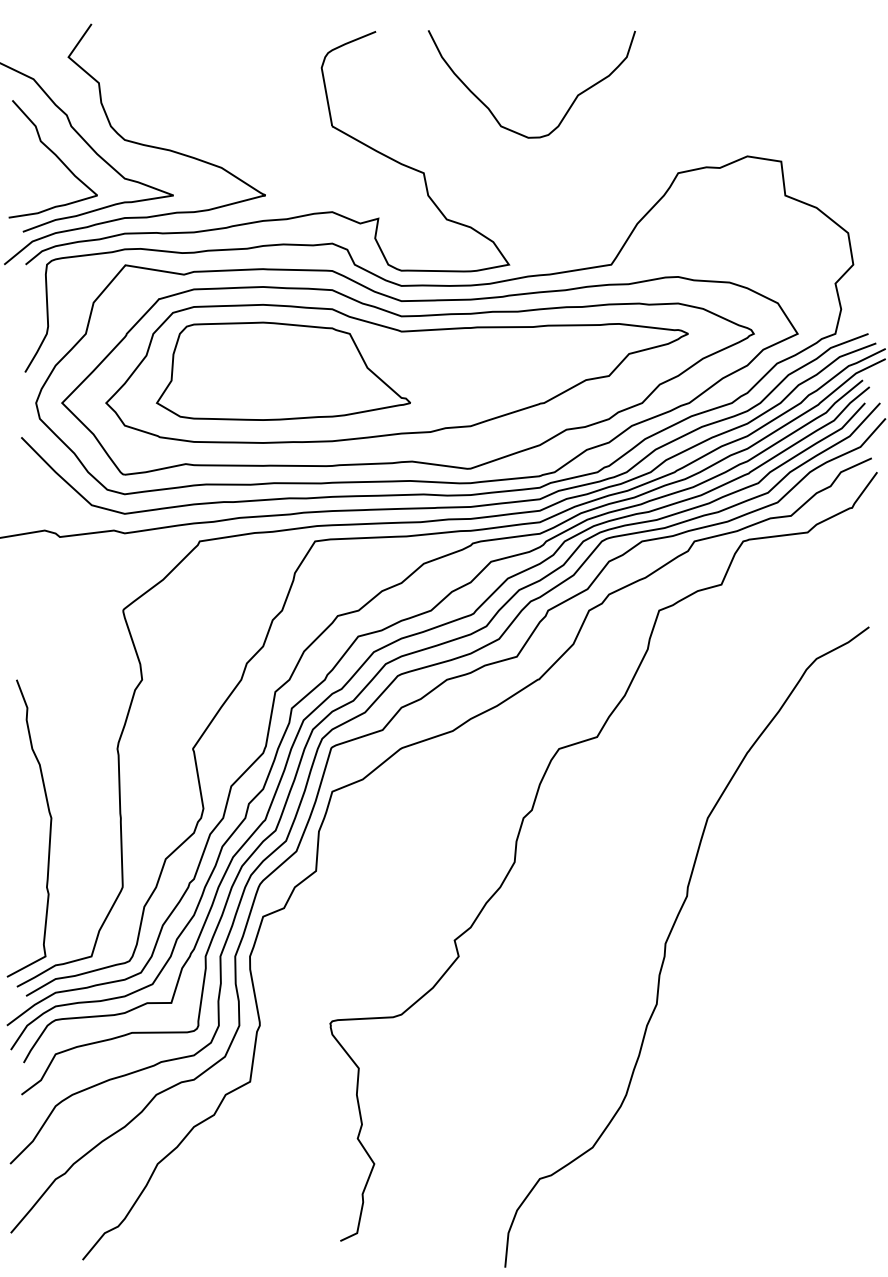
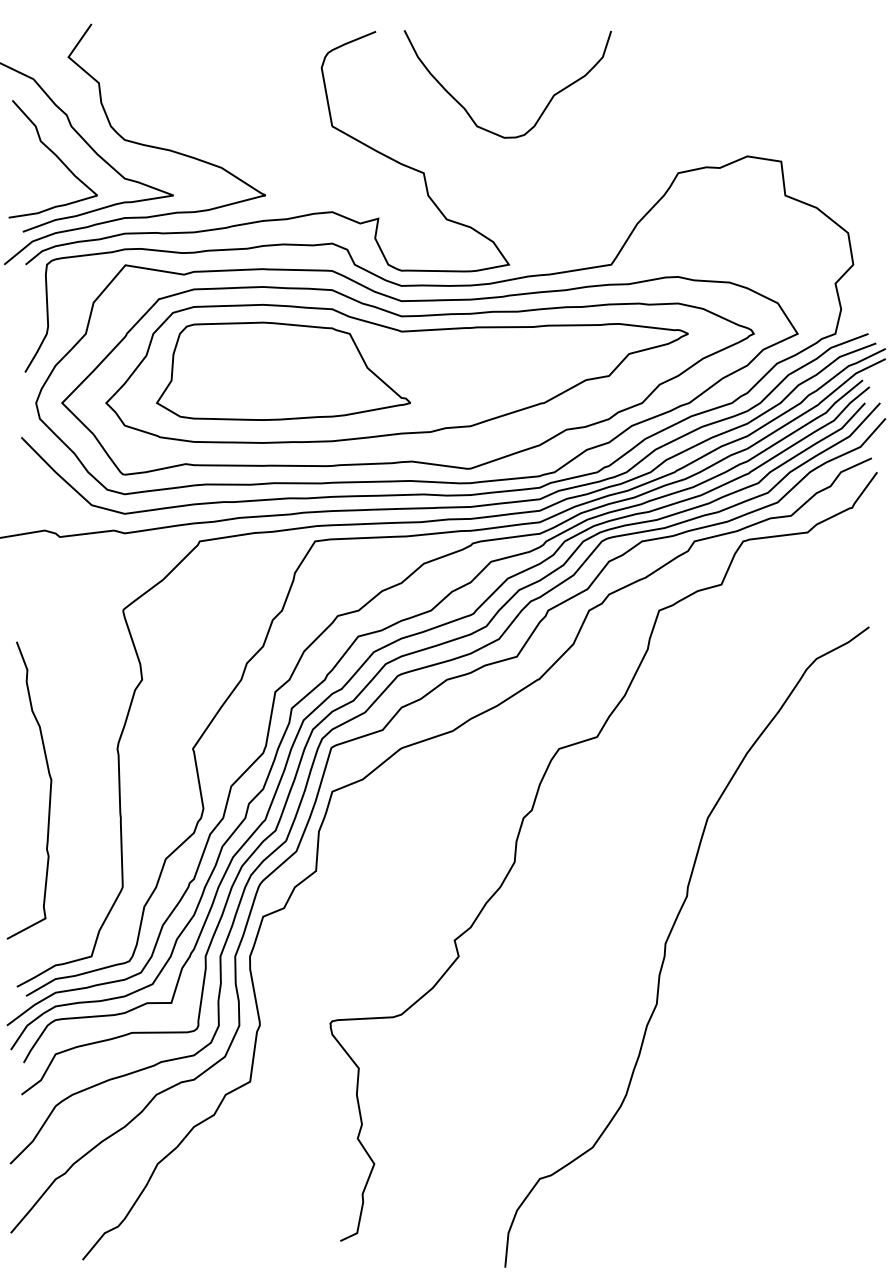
curve position: (569, 106) -> (545, 106) (545, 106)
curve position: (49, 828) -> (49, 790) (49, 790)
